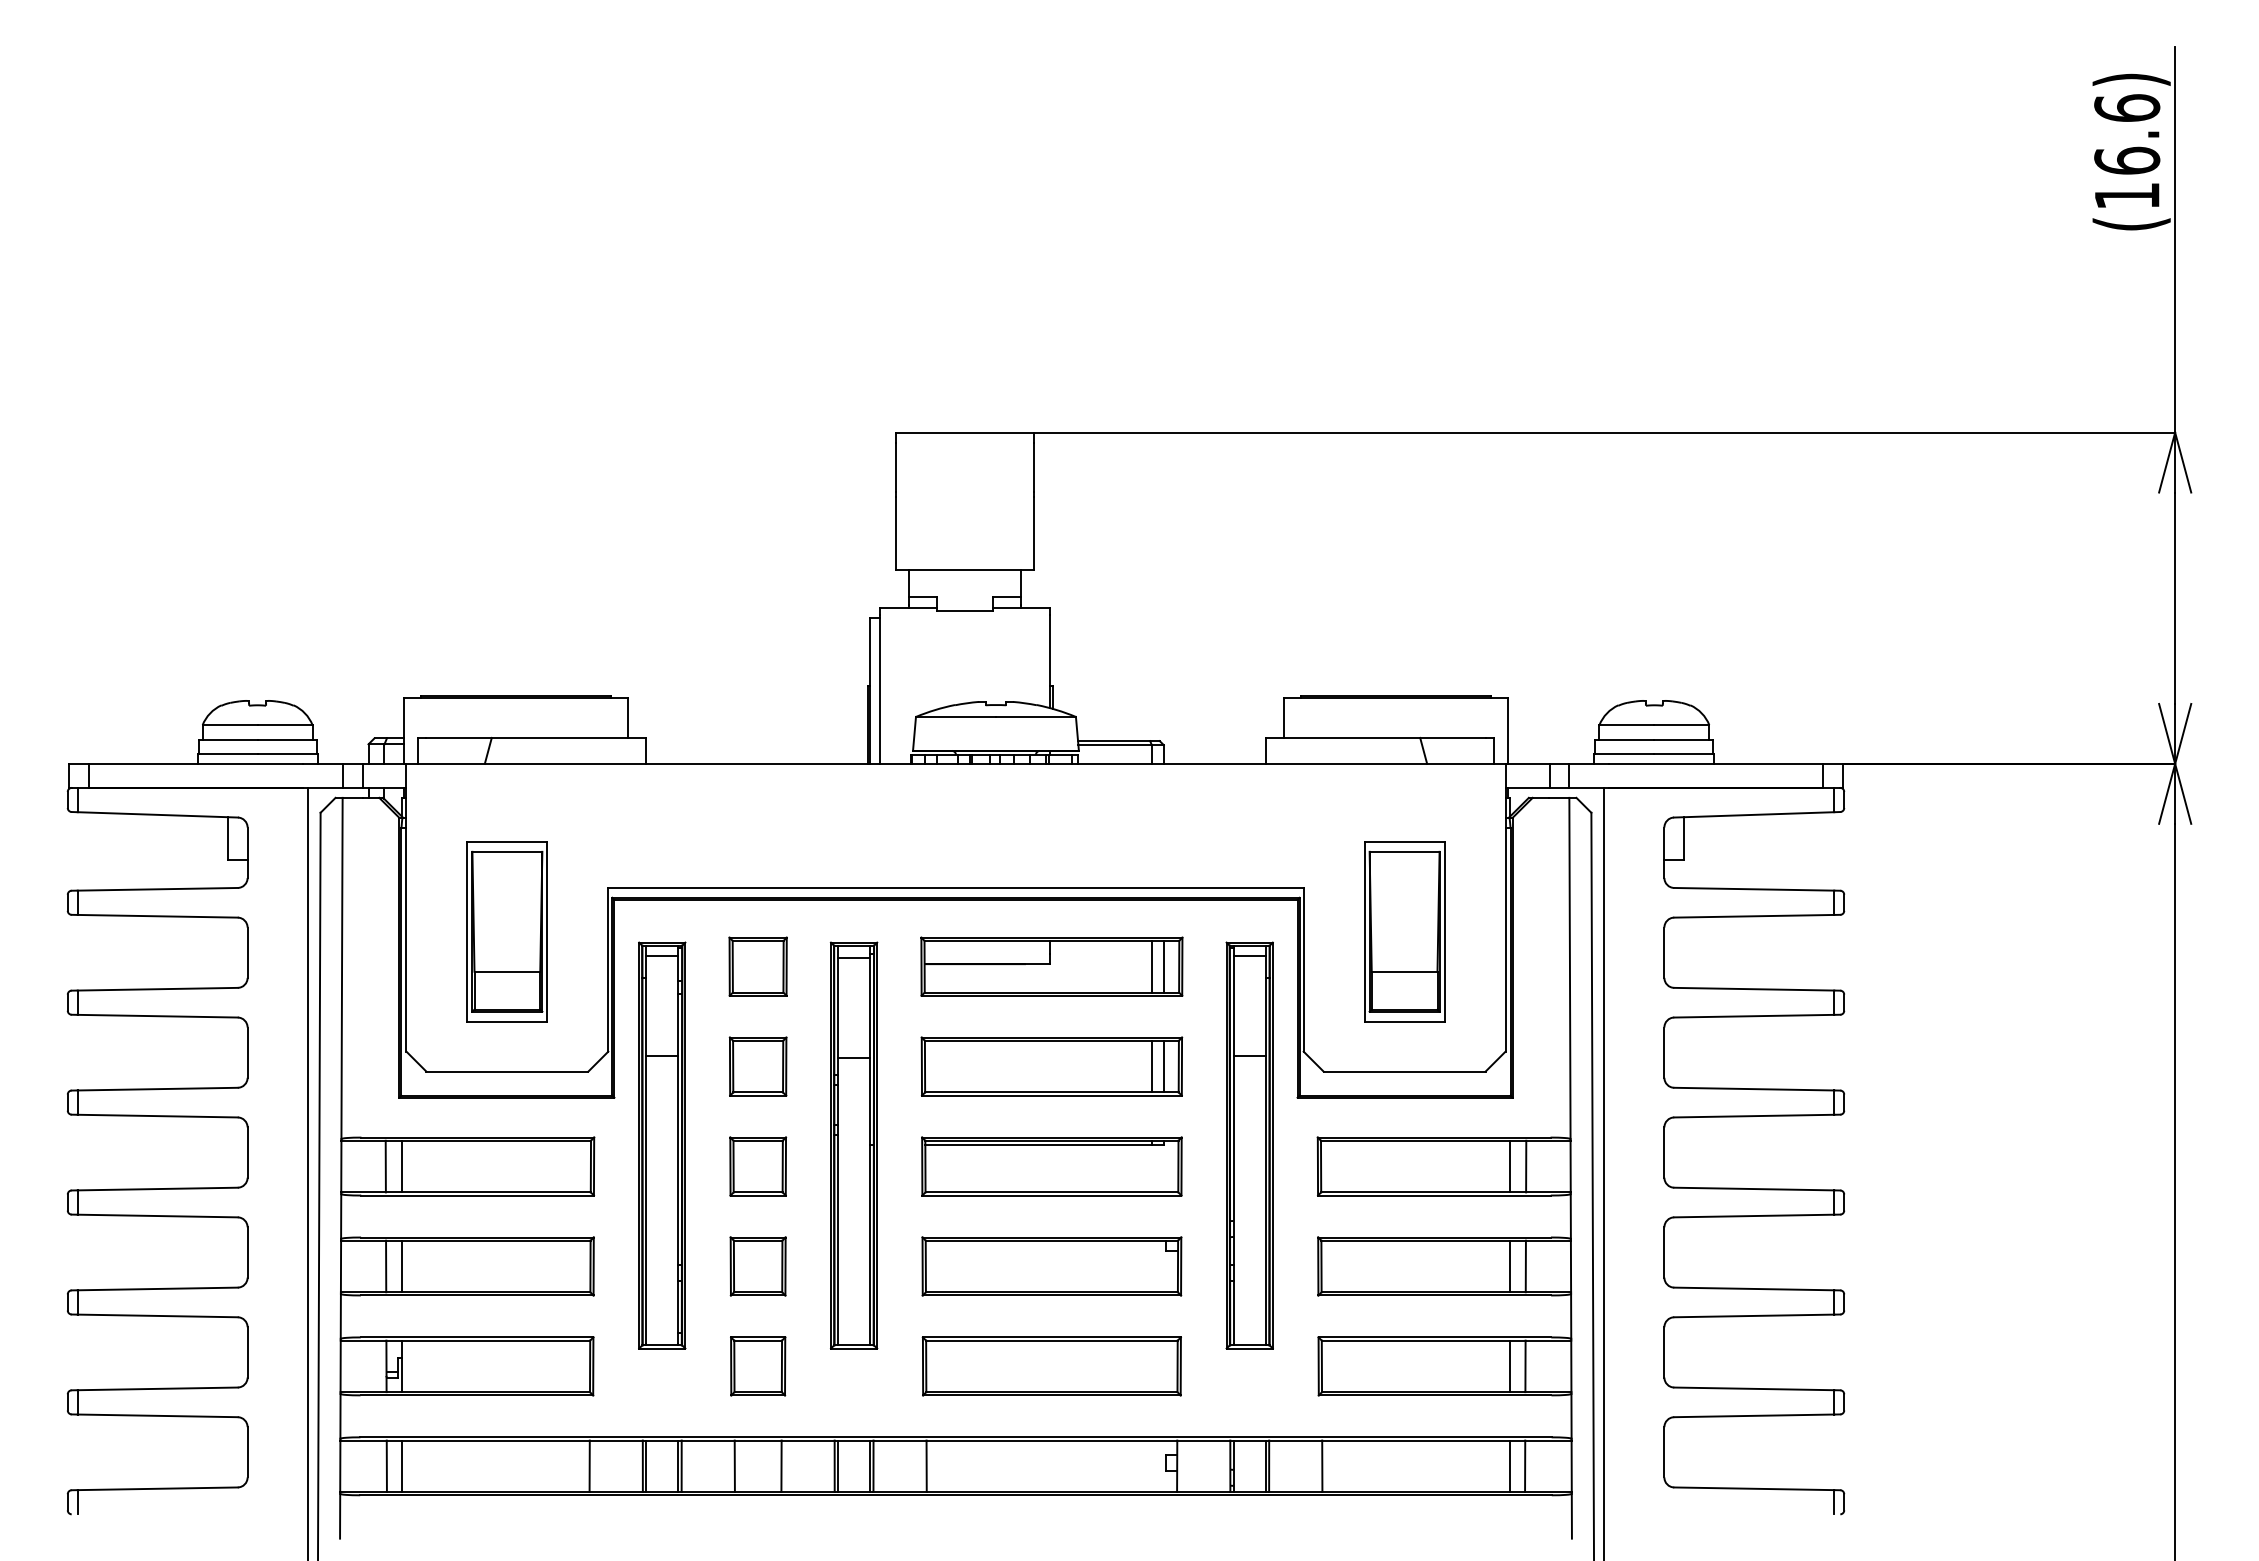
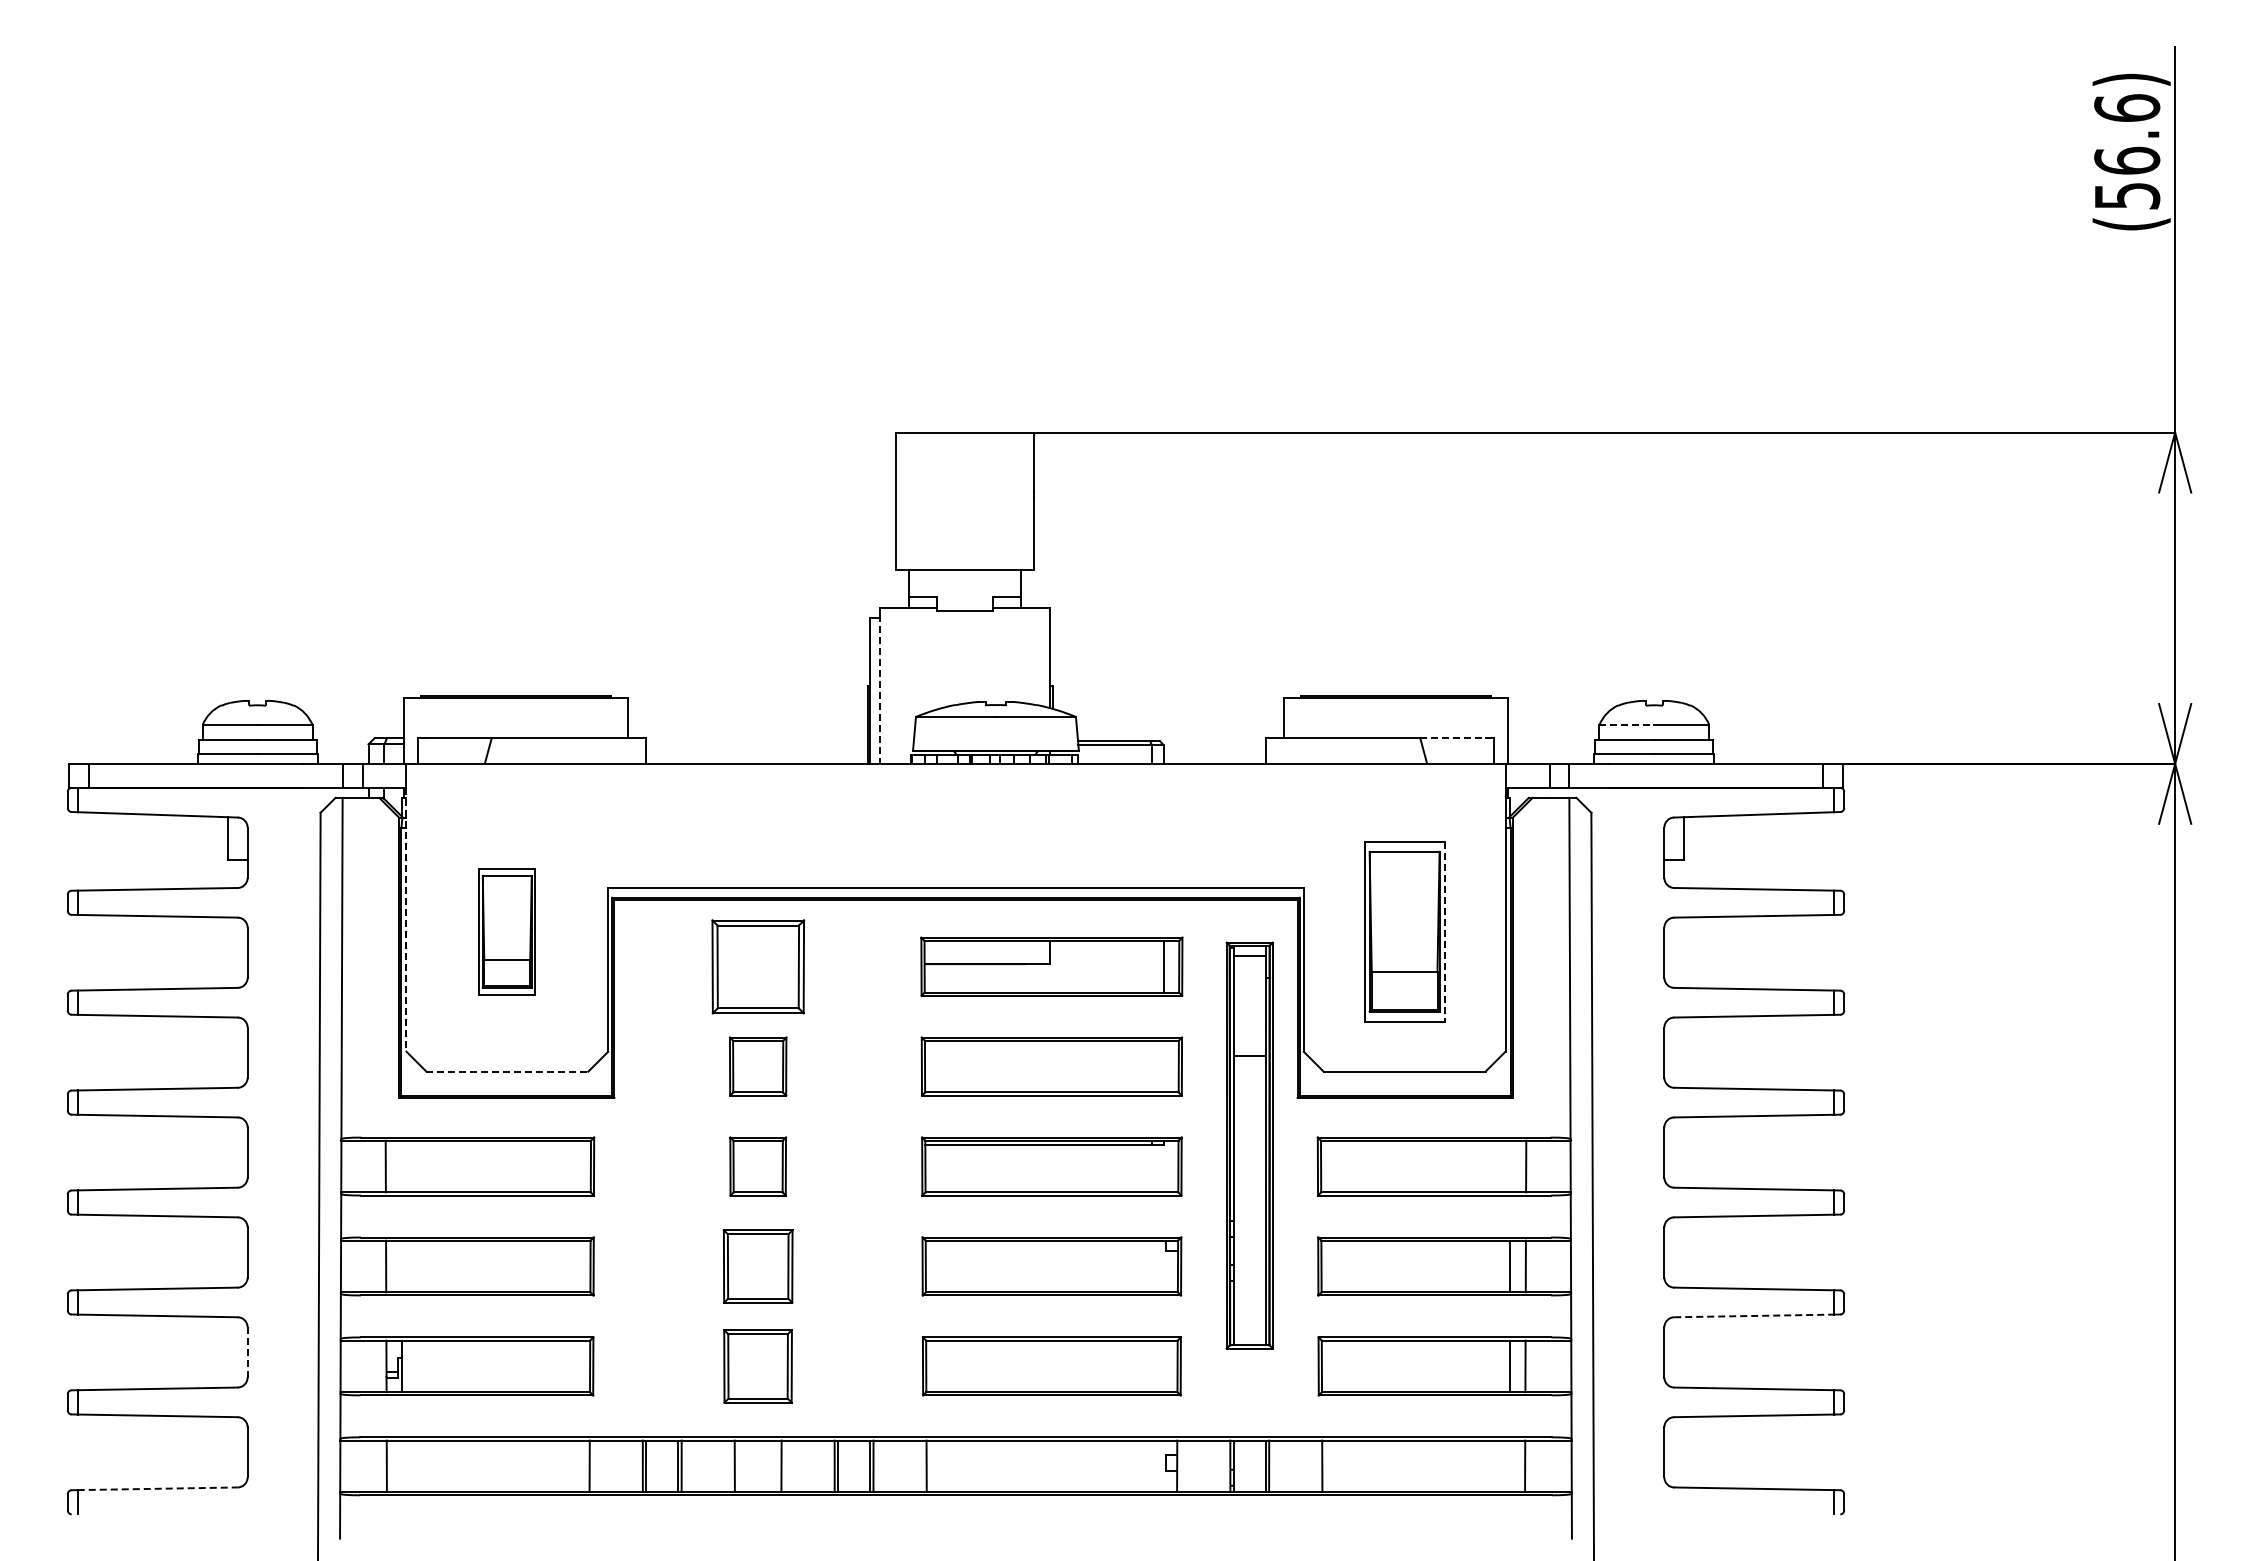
text: (16.6) -> (56.6) (2127, 196)
line: solid -> dashed (880, 689)
line: solid -> dashed (1627, 725)
line: solid -> dashed (1452, 737)
line: solid -> dashed (406, 919)
part size: 82x182 px -> 58x128 px (506, 931)
line: solid -> dashed (1444, 931)
part size: 60x61 px -> 95x96 px (758, 966)
line: present -> none (1151, 966)
line: present -> none (1151, 1066)
line: present -> none (1163, 1066)
line: solid -> dashed (507, 1071)
part: present -> none (662, 1145)
part: present -> none (853, 1145)
line: present -> none (402, 1166)
line: present -> none (1509, 1166)
line: present -> none (307, 1172)
line: present -> none (1604, 1172)
line: present -> none (402, 1266)
part size: 58x61 px -> 72x75 px (757, 1266)
line: solid -> dashed (1754, 1315)
line: solid -> dashed (247, 1351)
part size: 57x61 px -> 70x75 px (757, 1366)
line: present -> none (402, 1466)
line: present -> none (1509, 1466)
line: solid -> dashed (158, 1488)
